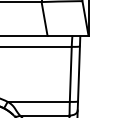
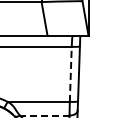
line: solid -> dashed (70, 74)
line: solid -> dashed (44, 115)
